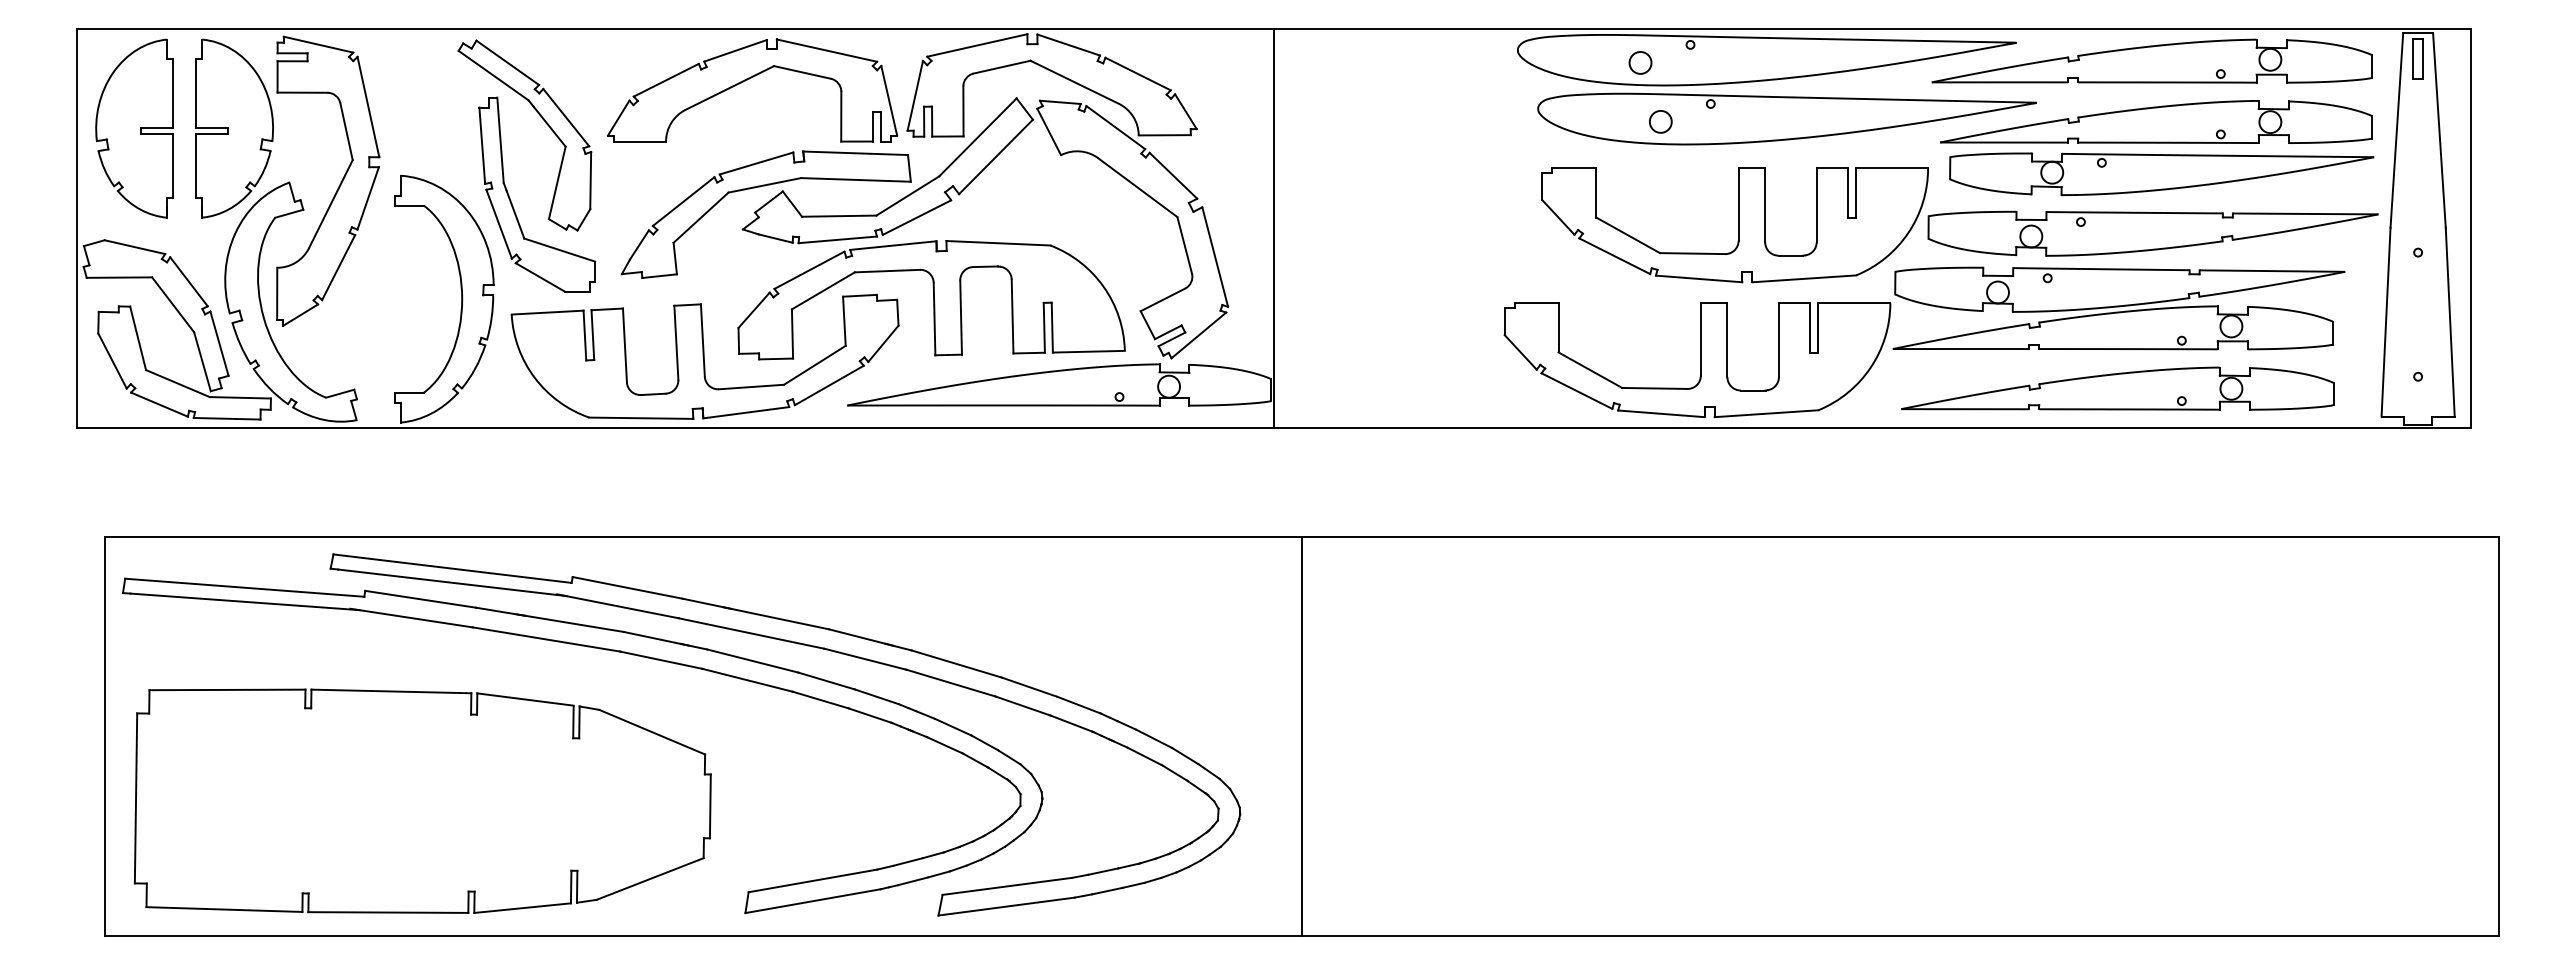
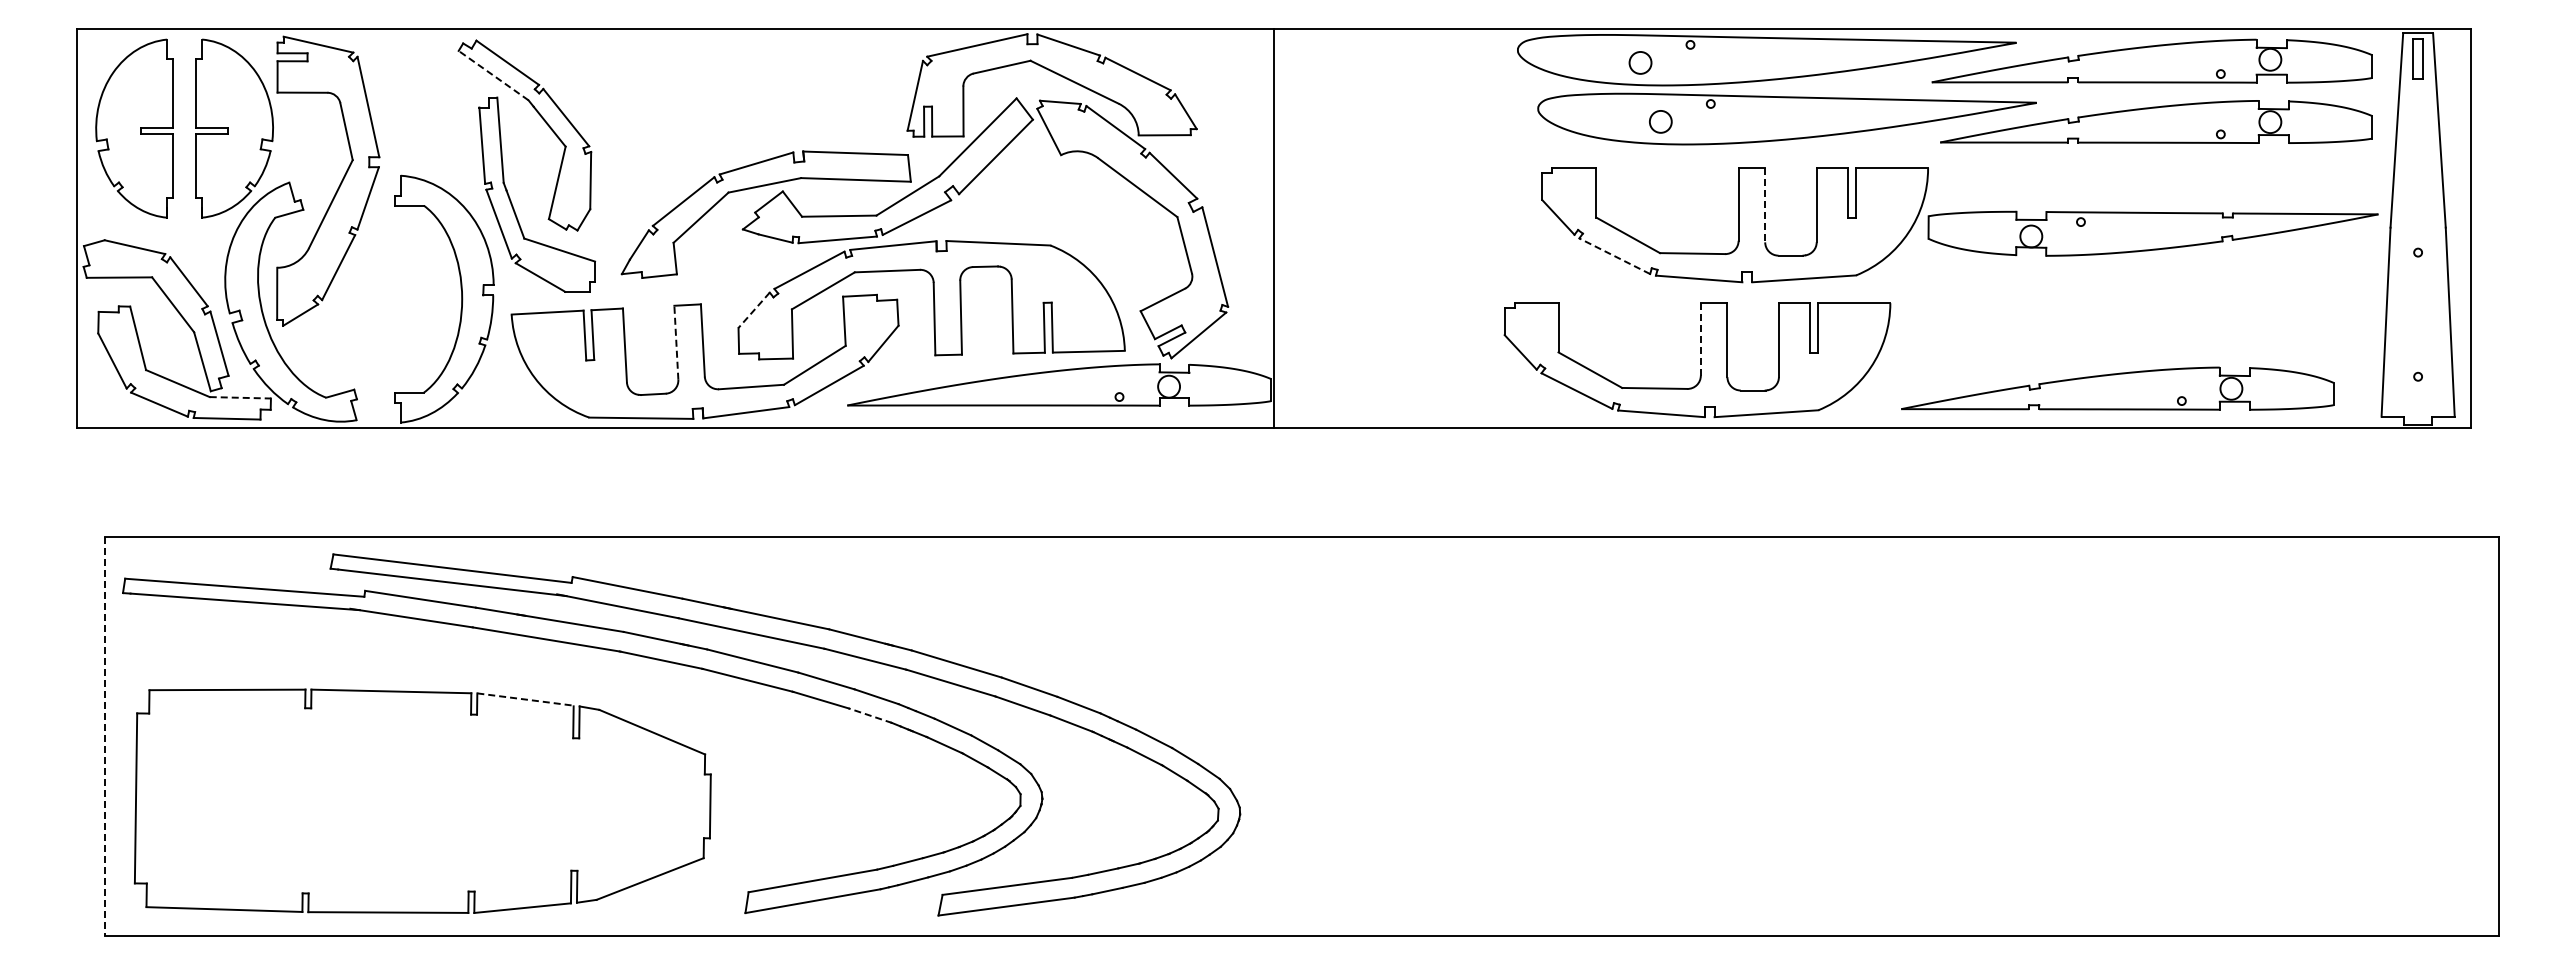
line: solid -> dashed (493, 75)
part: present -> none (747, 80)
part: present -> none (2161, 174)
line: solid -> dashed (1765, 205)
line: solid -> dashed (1614, 256)
part: present -> none (2118, 308)
line: solid -> dashed (754, 310)
line: solid -> dashed (1700, 338)
line: solid -> dashed (676, 342)
line: solid -> dashed (240, 397)
line: solid -> dashed (525, 699)
line: solid -> dashed (869, 715)
line: present -> none (1301, 736)
line: solid -> dashed (105, 737)
